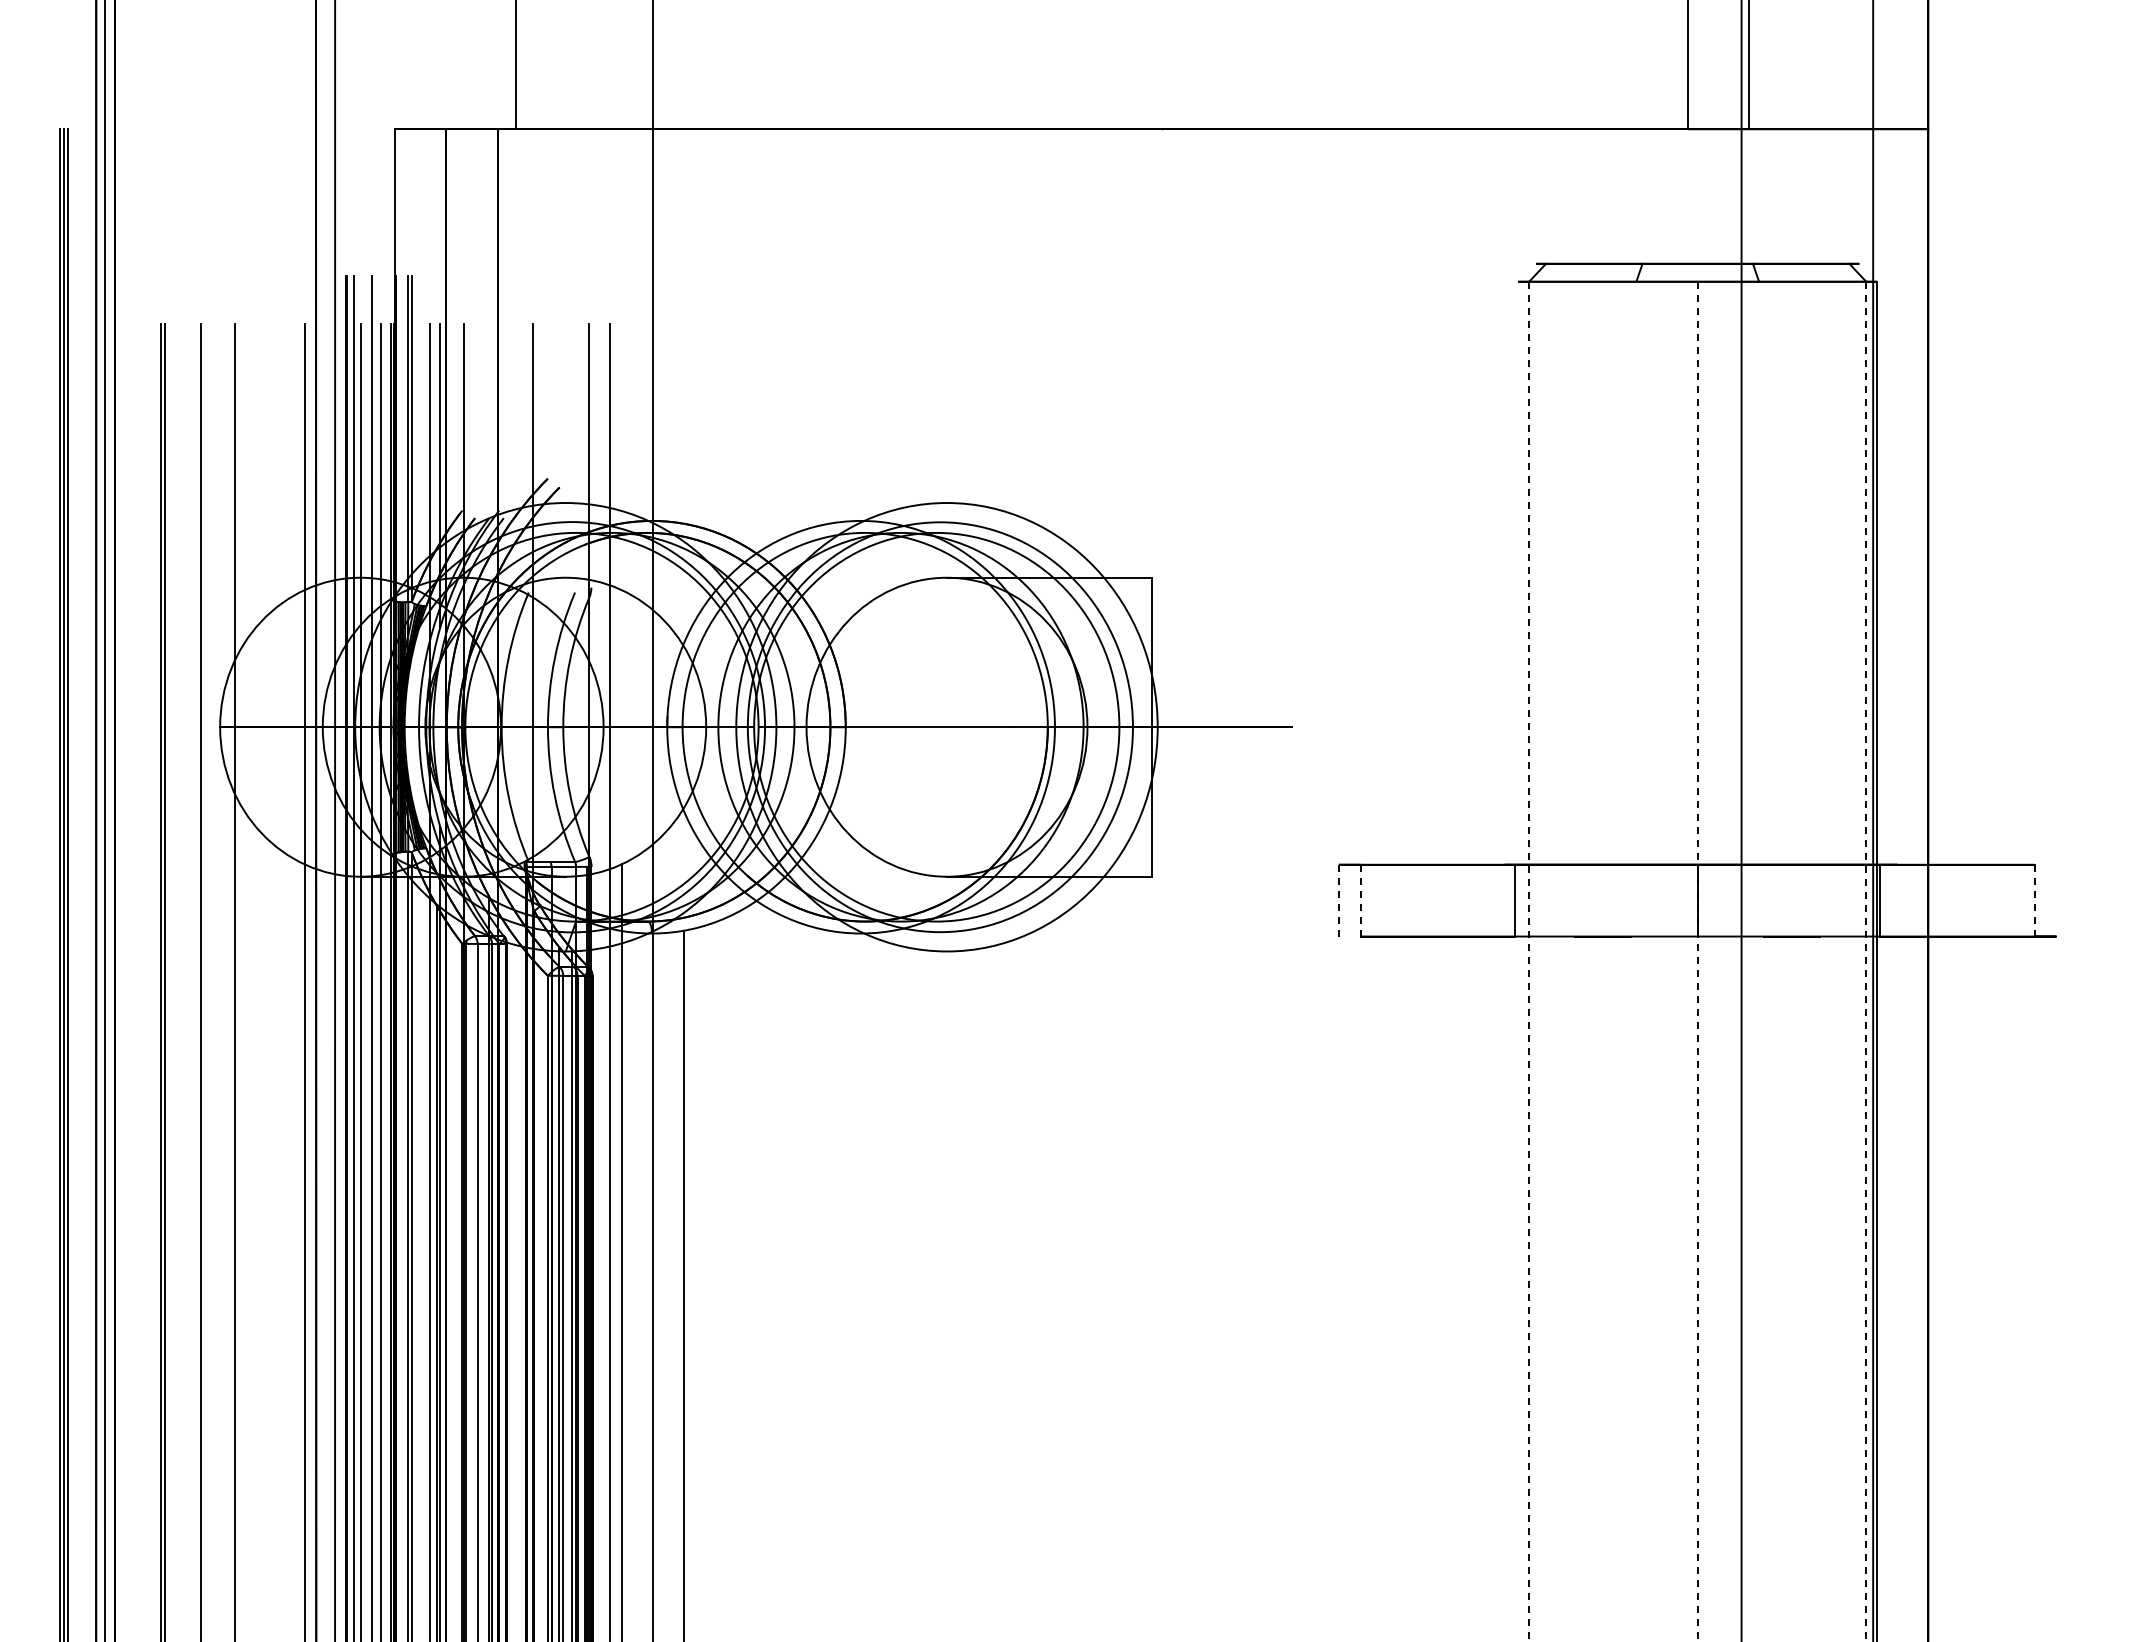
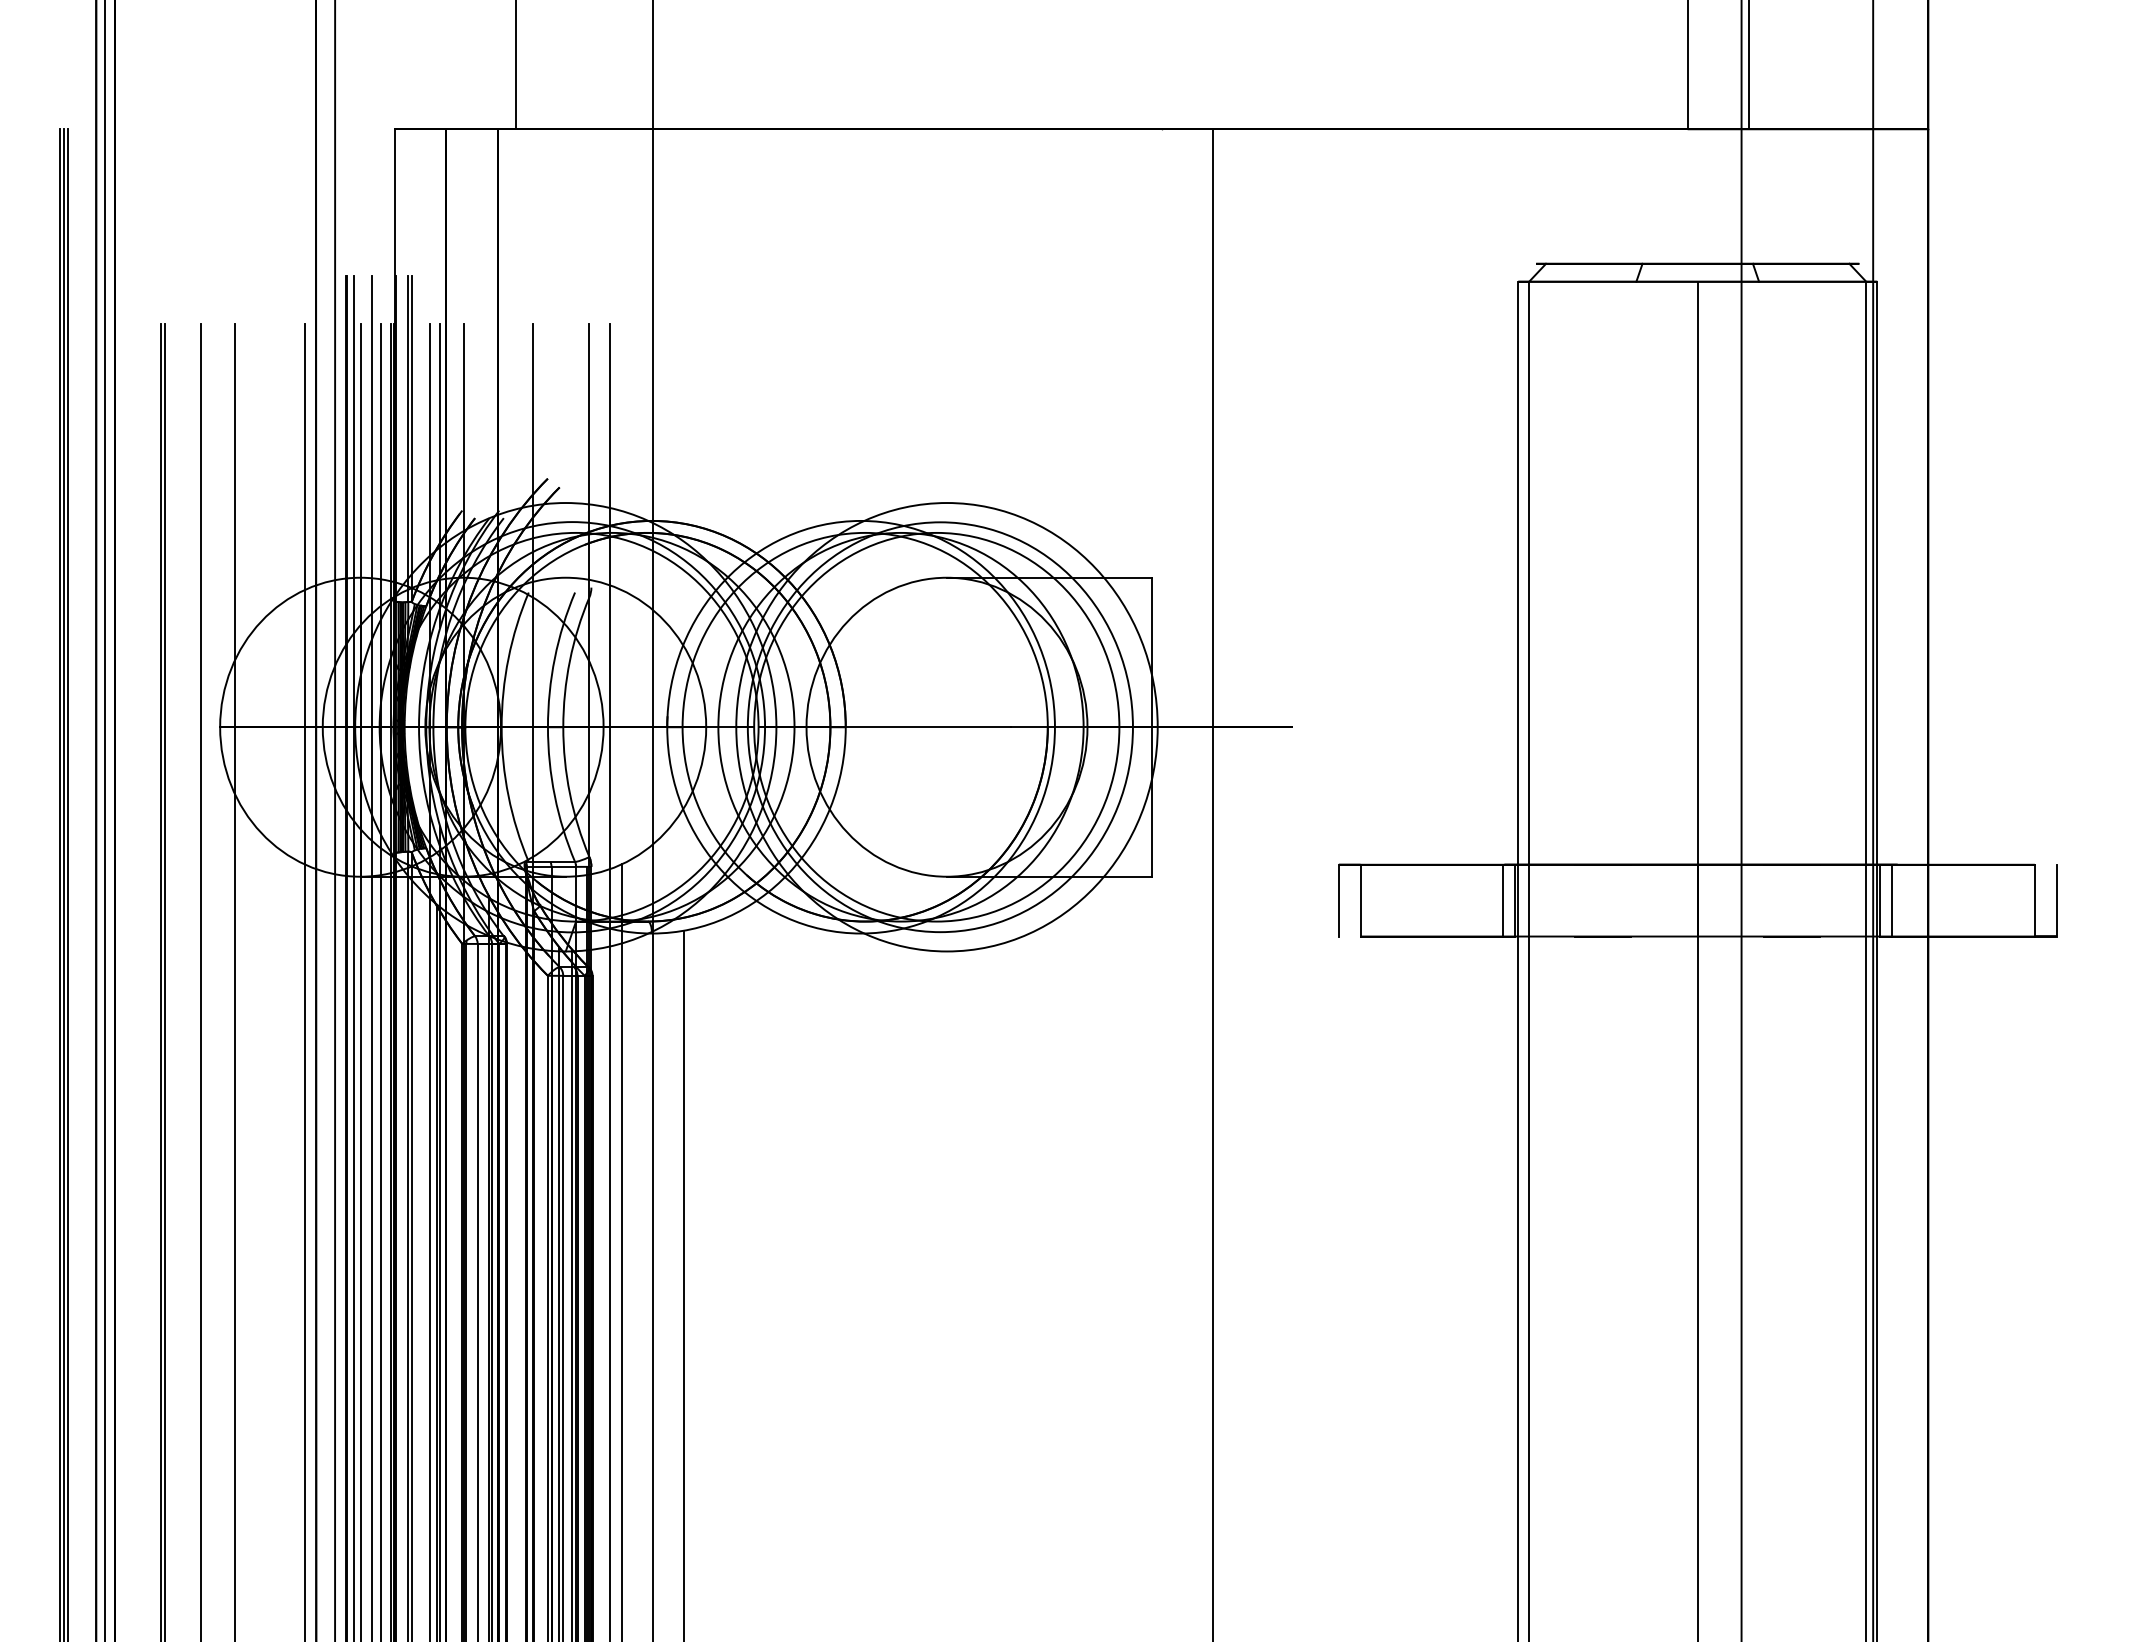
line: none -> present (1212, 883)
line: dashed -> solid (1338, 900)
line: dashed -> solid (1360, 900)
line: none -> present (1503, 900)
line: none -> present (1892, 900)
line: dashed -> solid (2034, 900)
line: none -> present (2056, 900)
line: none -> present (1518, 959)
line: dashed -> solid (1529, 961)
line: dashed -> solid (1697, 961)
line: dashed -> solid (1866, 961)
